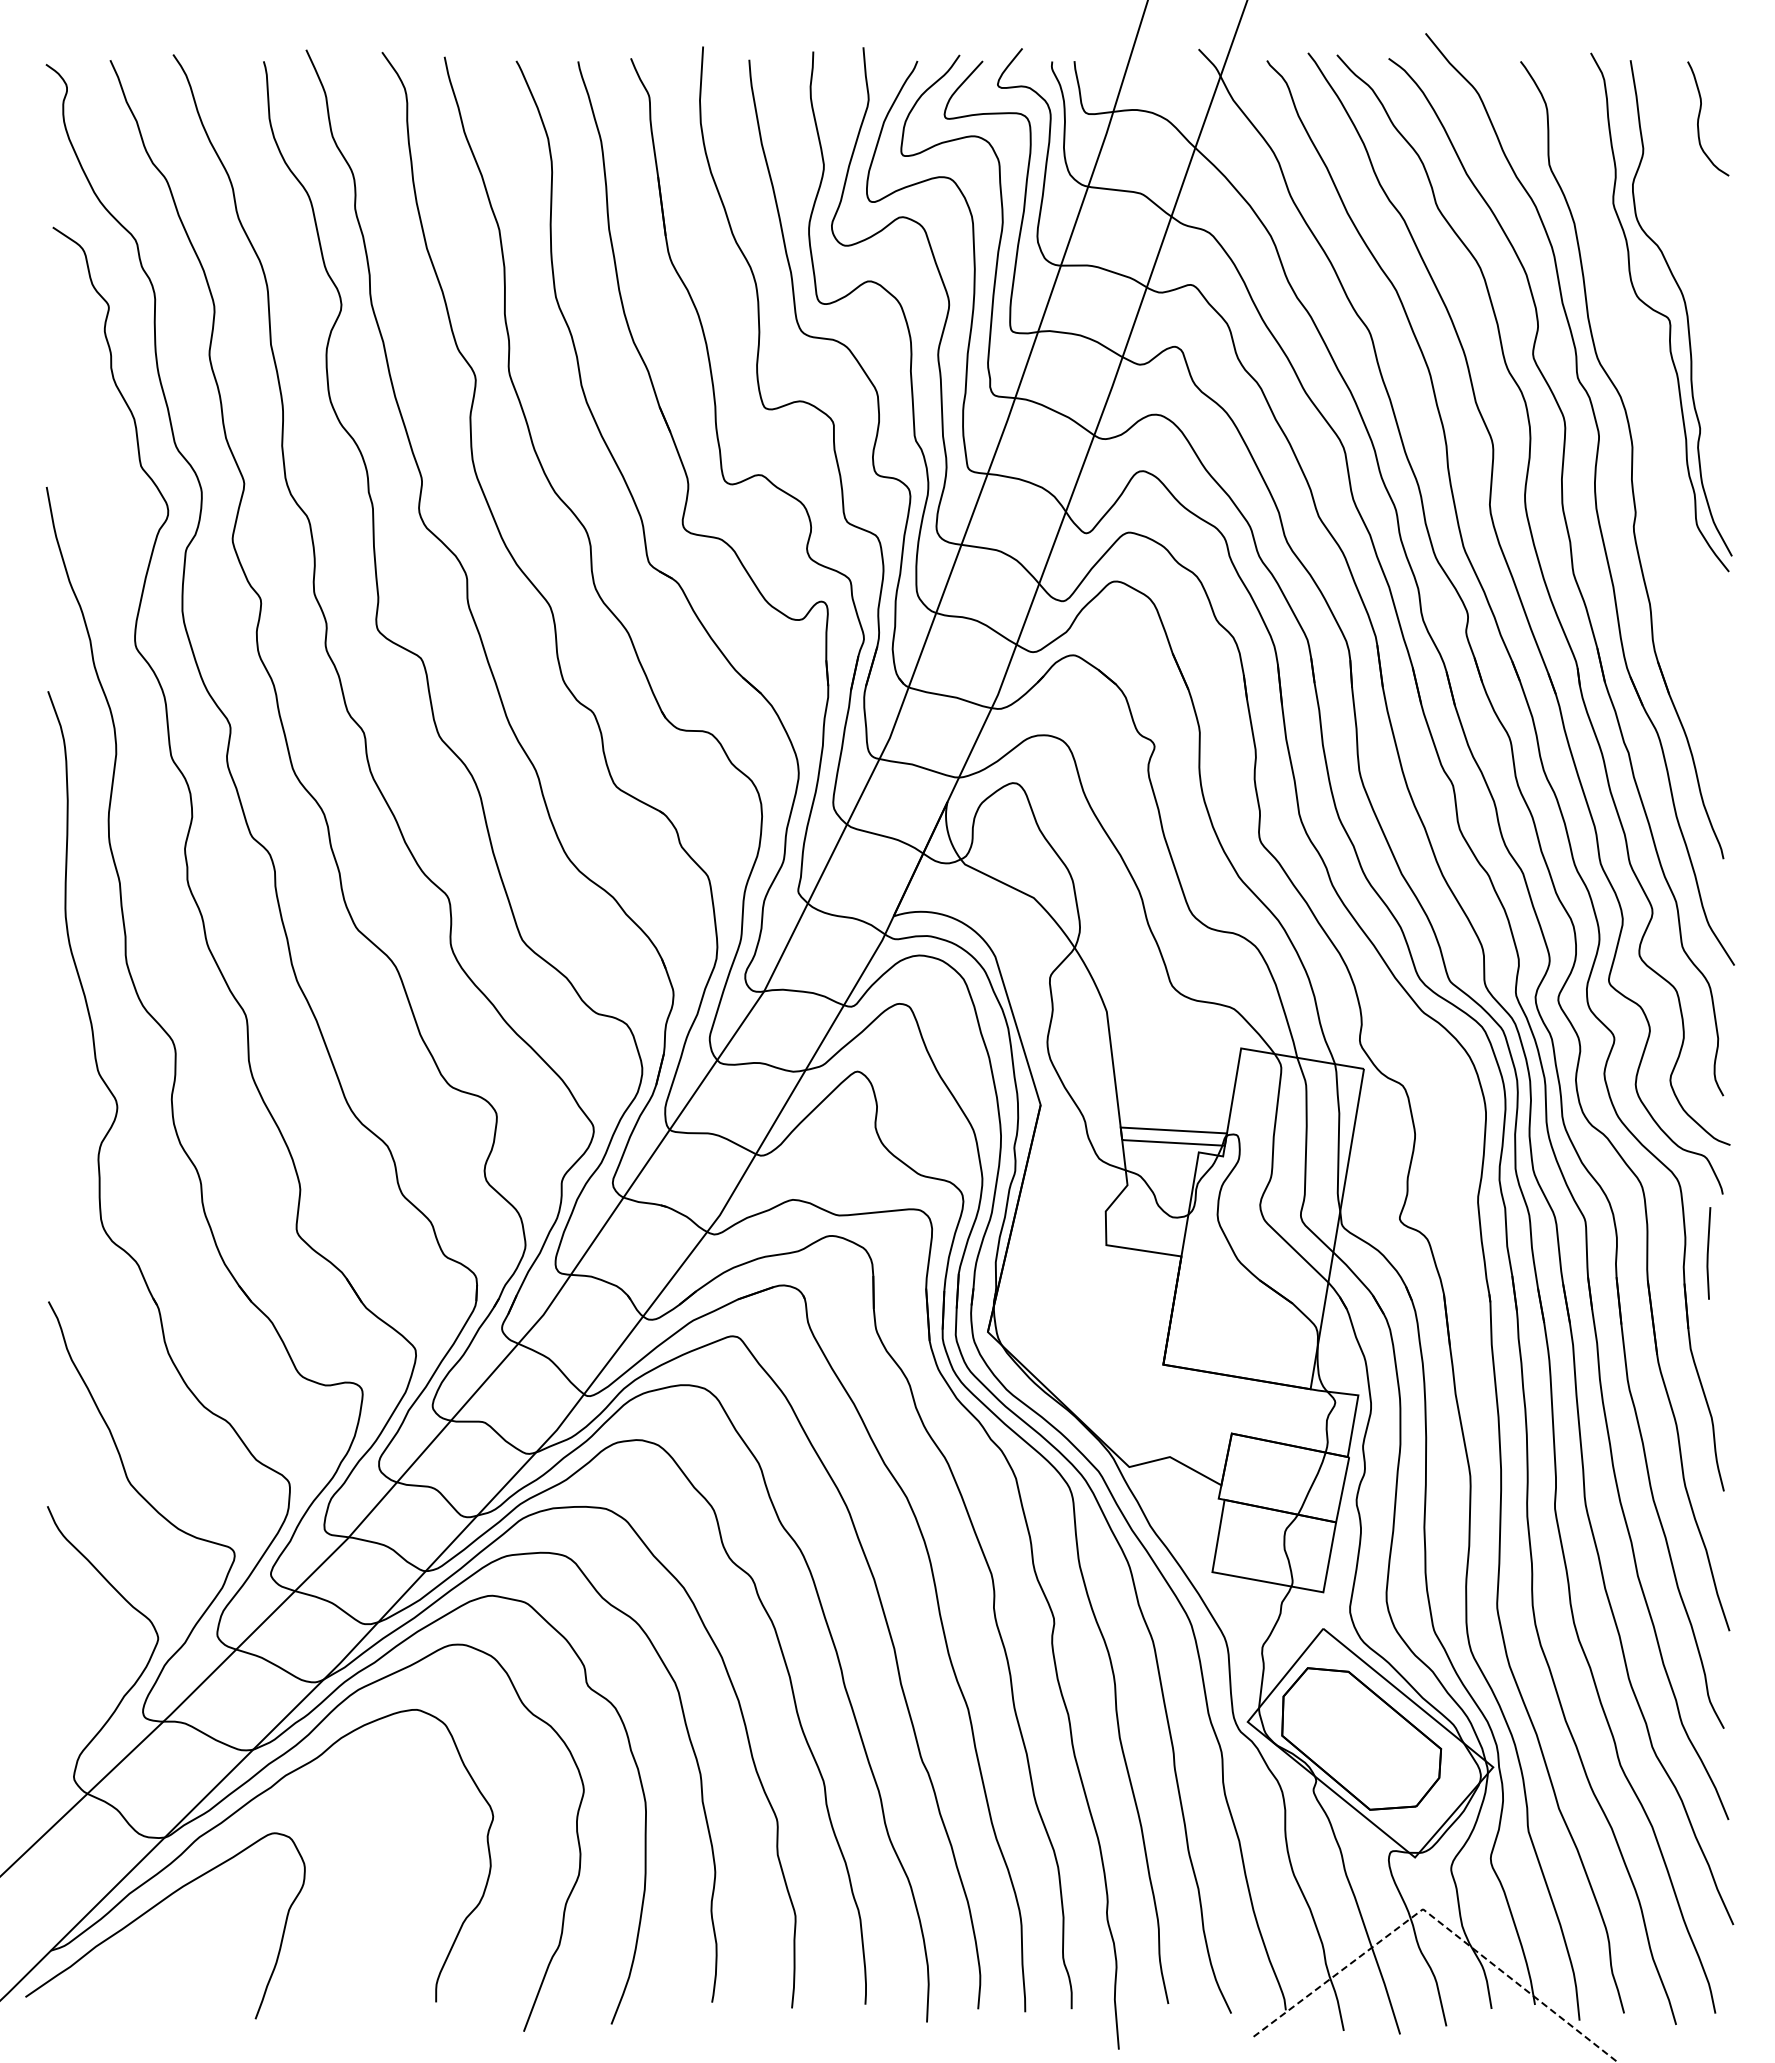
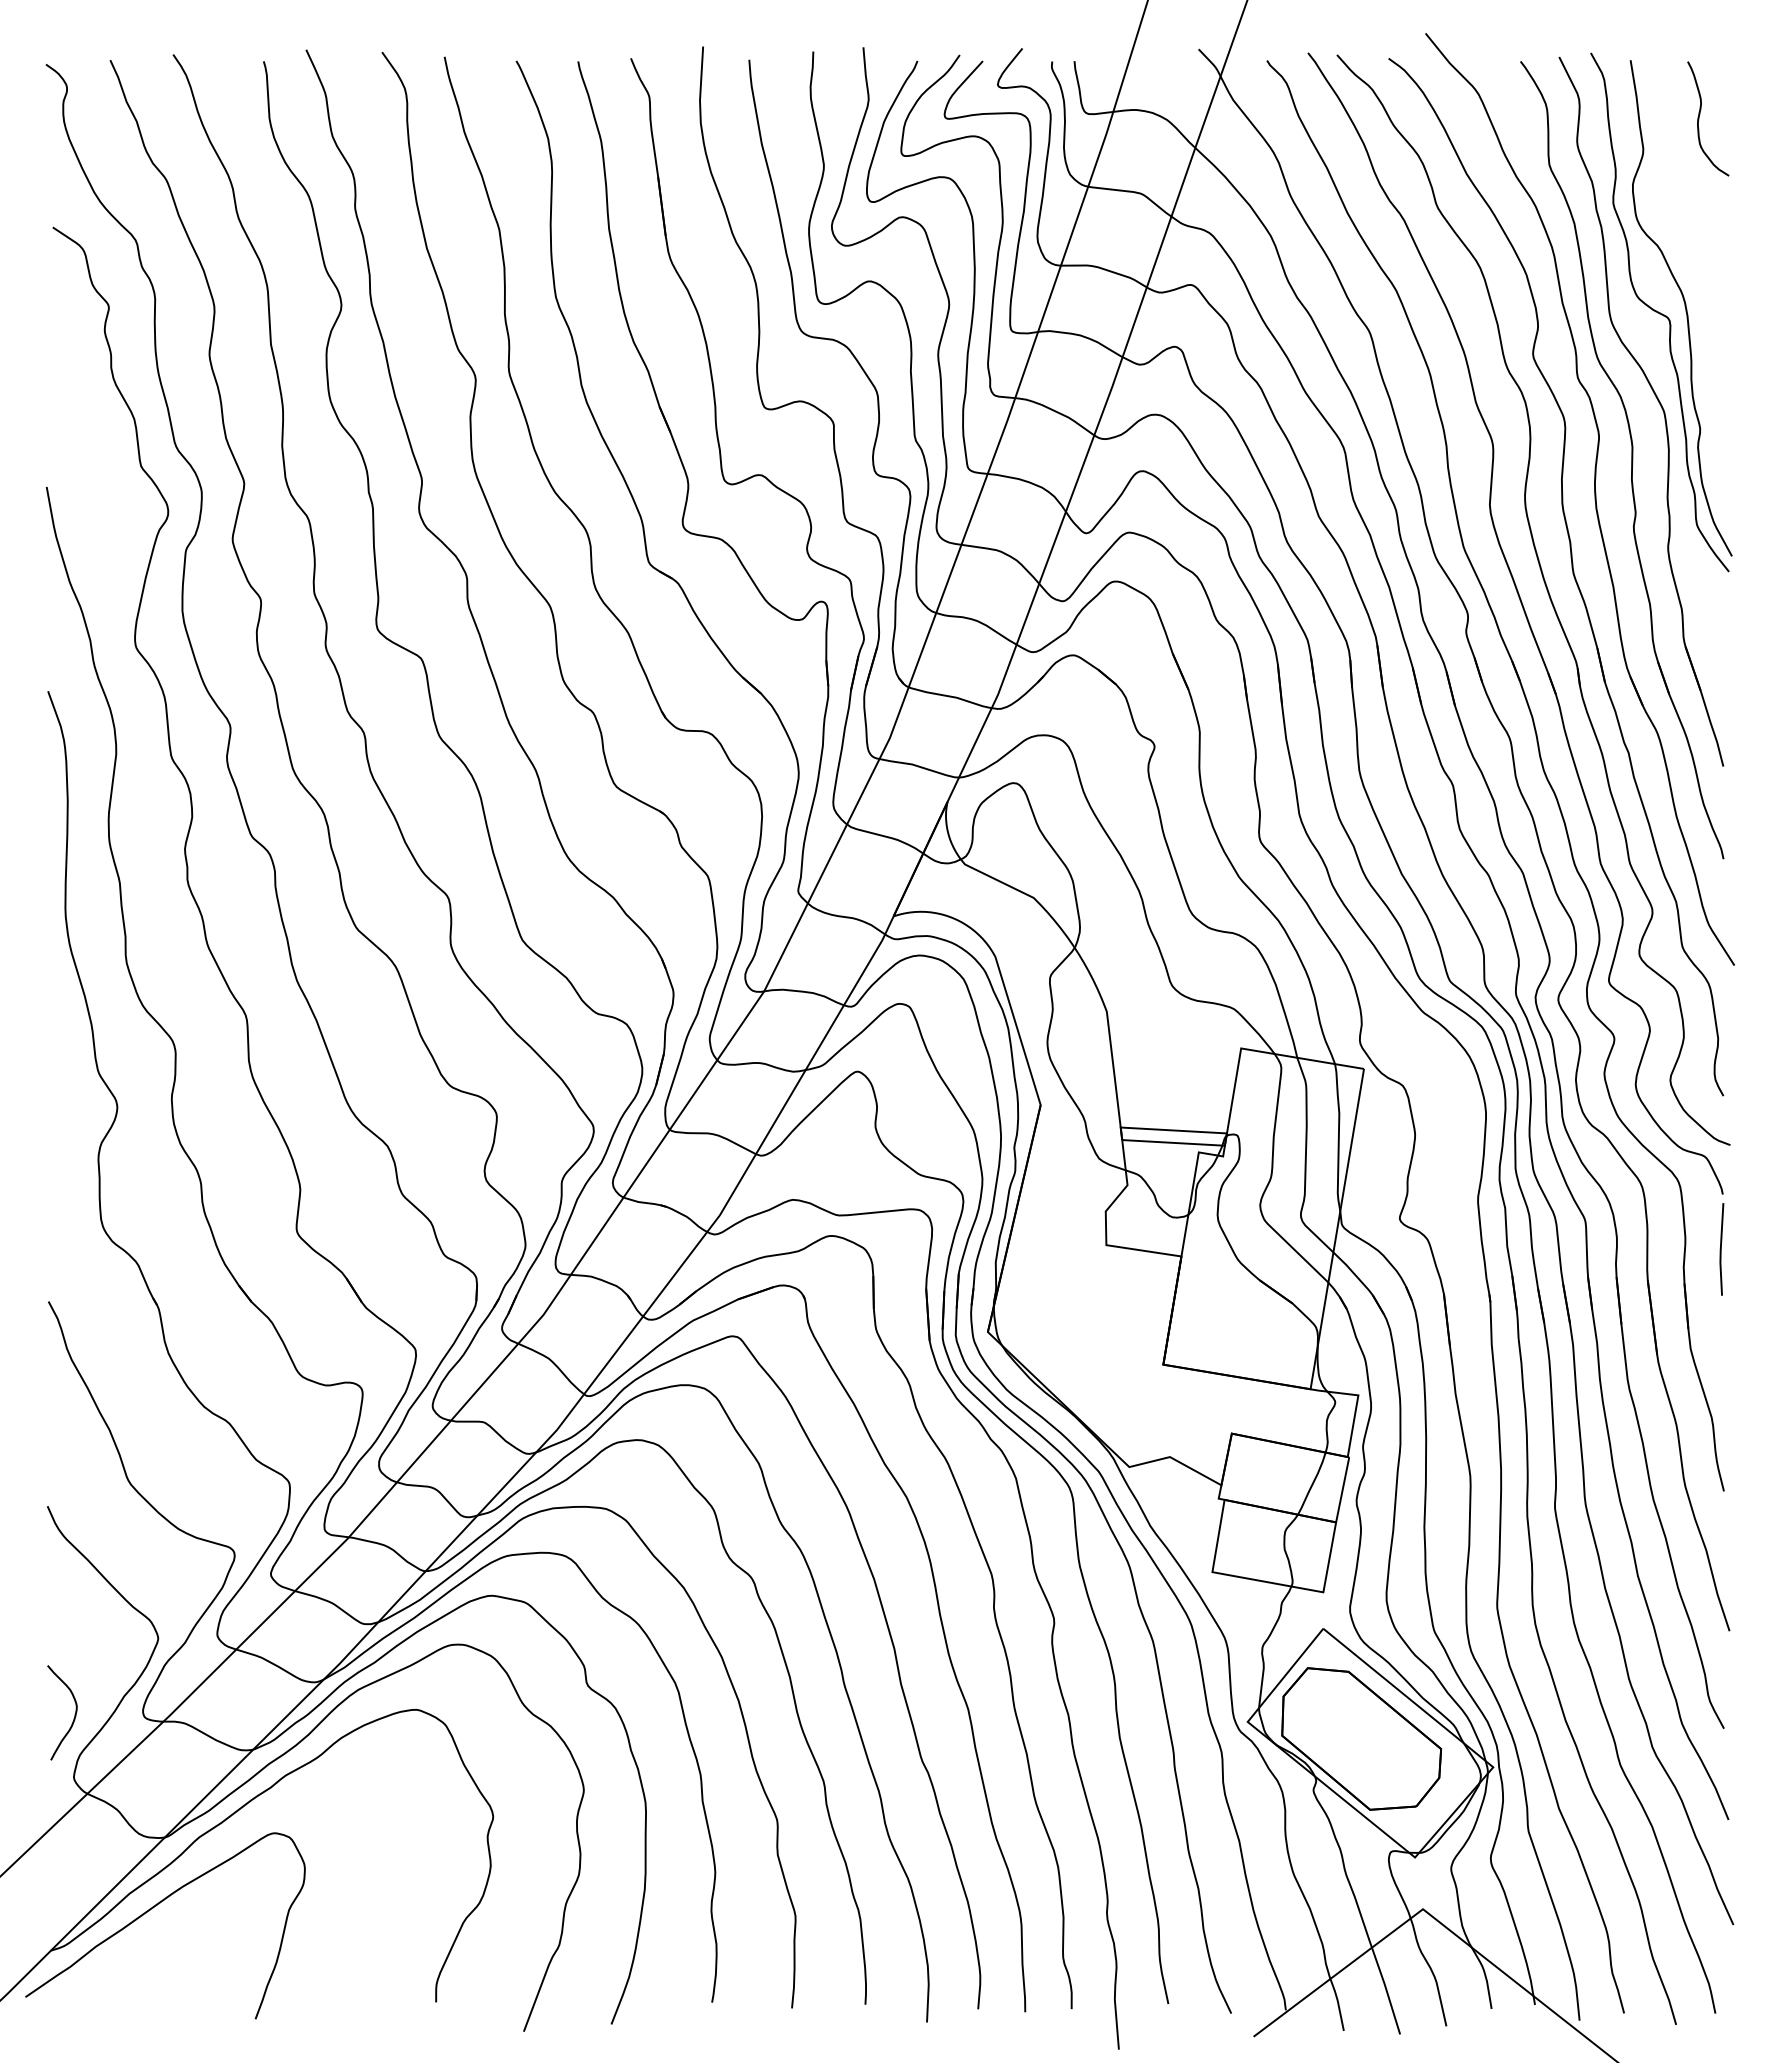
part: none -> present (1658, 402)
line position: (1708, 1253) -> (1721, 1249) (1721, 1249)
curve: none -> present (74, 1714)
line: dashed -> solid (1437, 1920)
